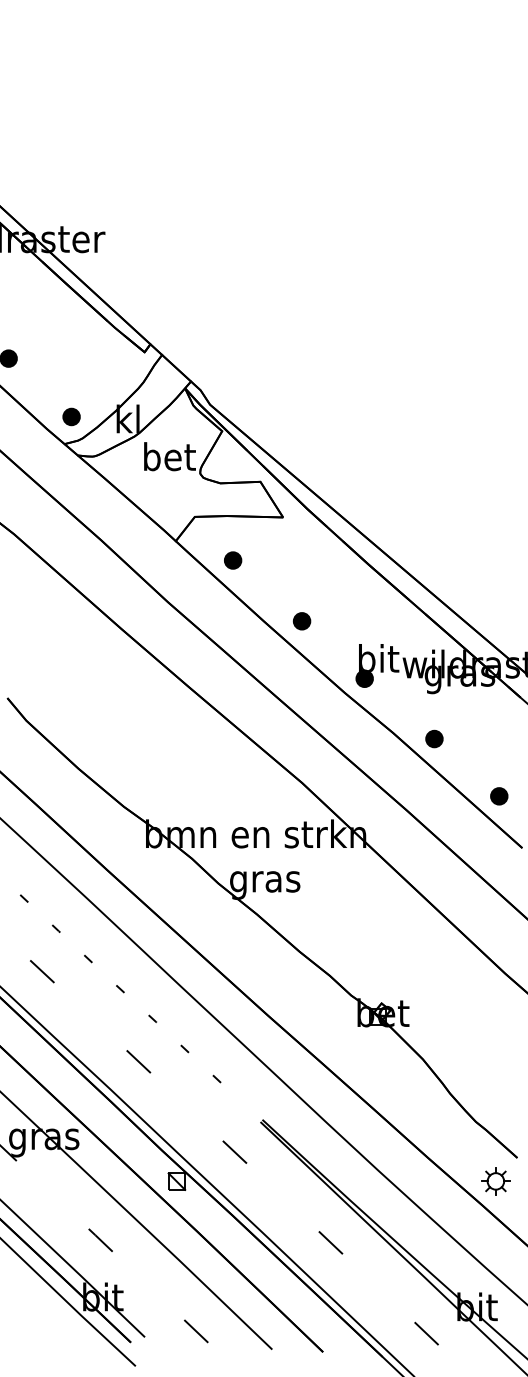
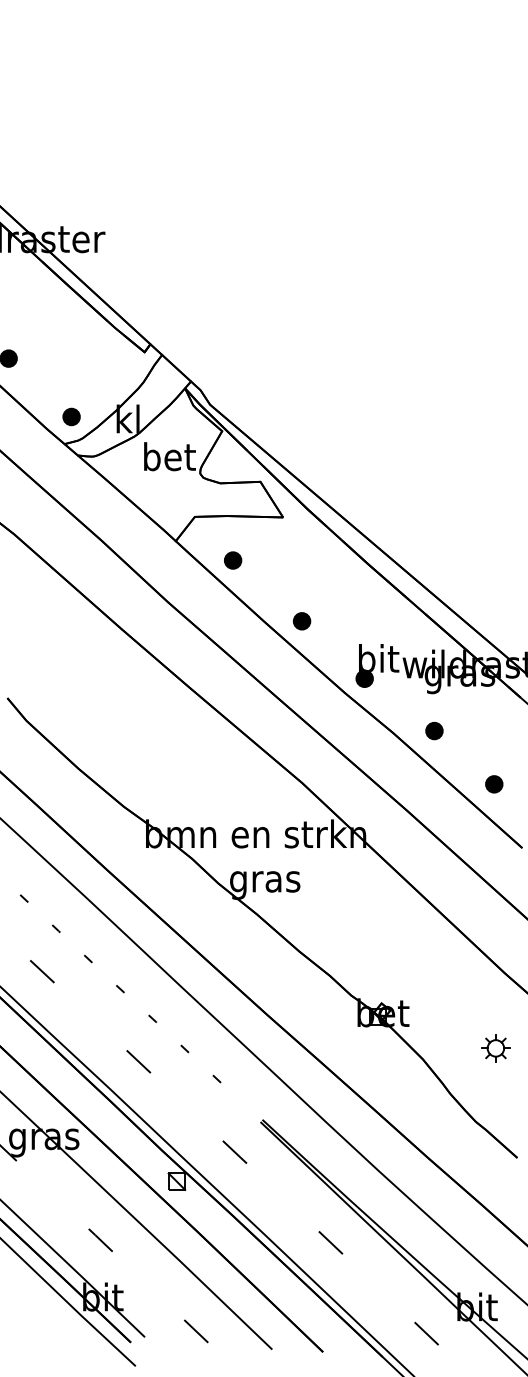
part position: (434, 738) -> (434, 730) (434, 730)
part position: (499, 796) -> (494, 784) (494, 784)
part position: (495, 1181) -> (495, 1048) (495, 1048)
